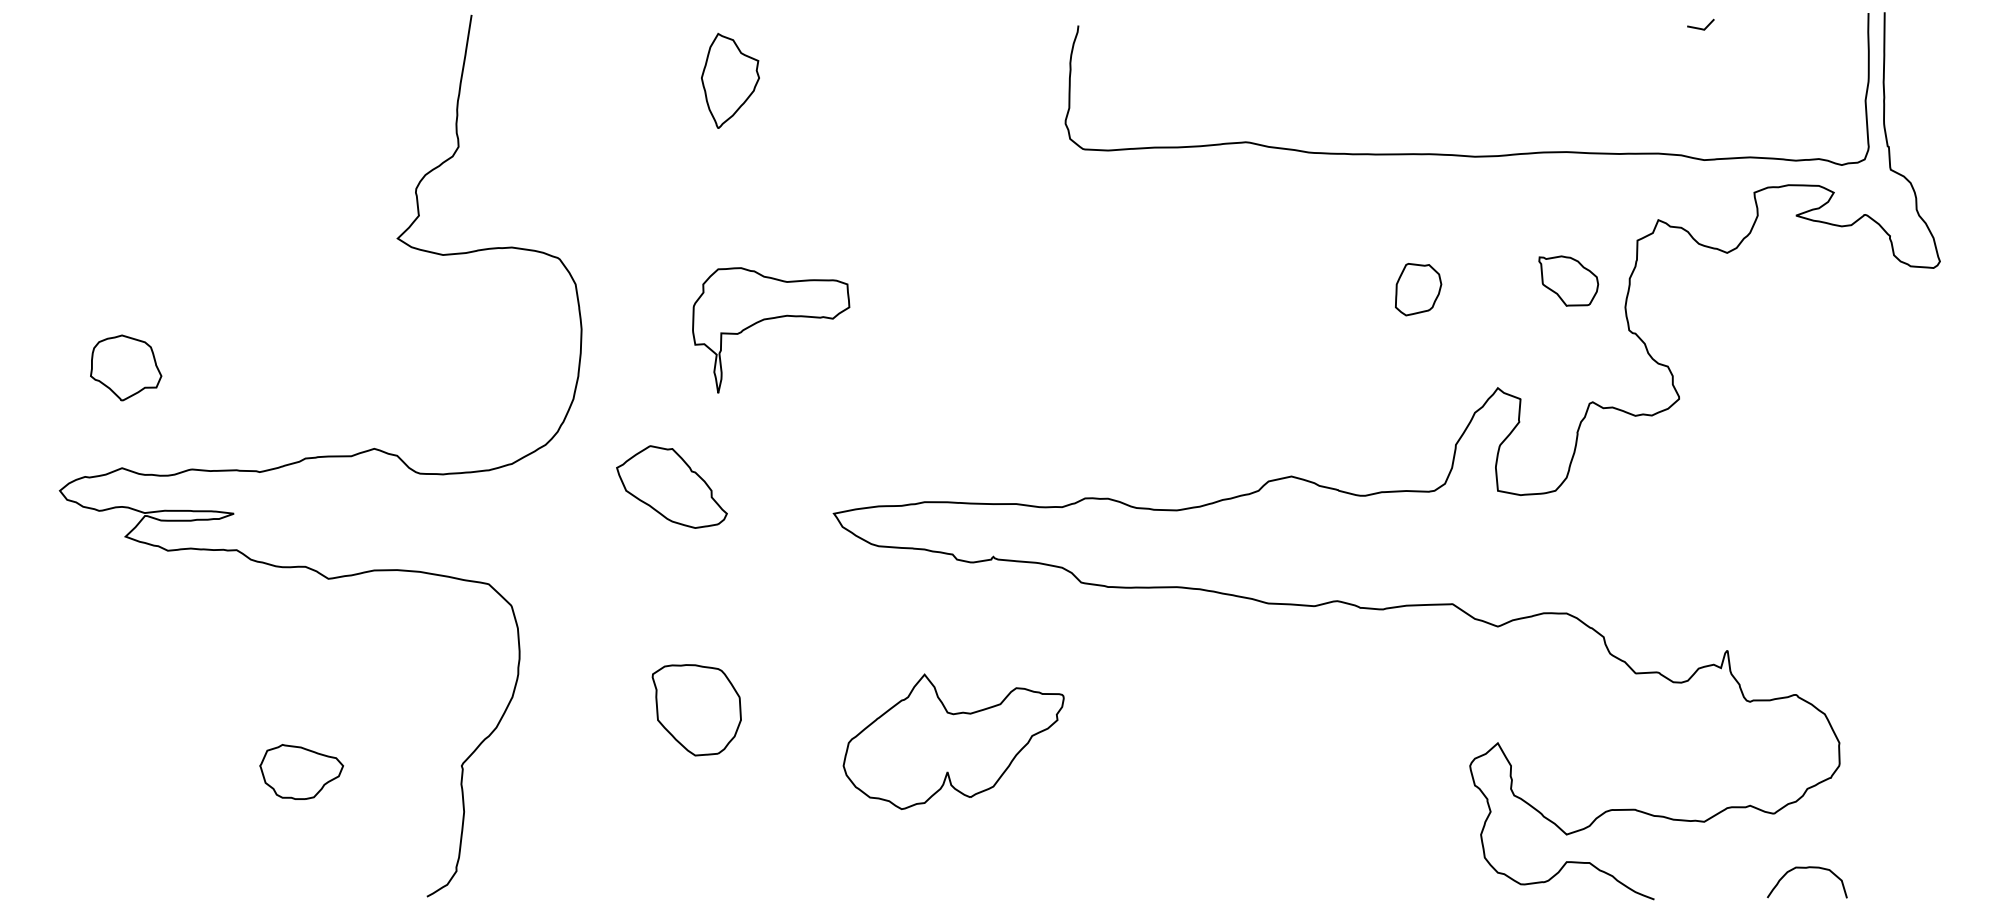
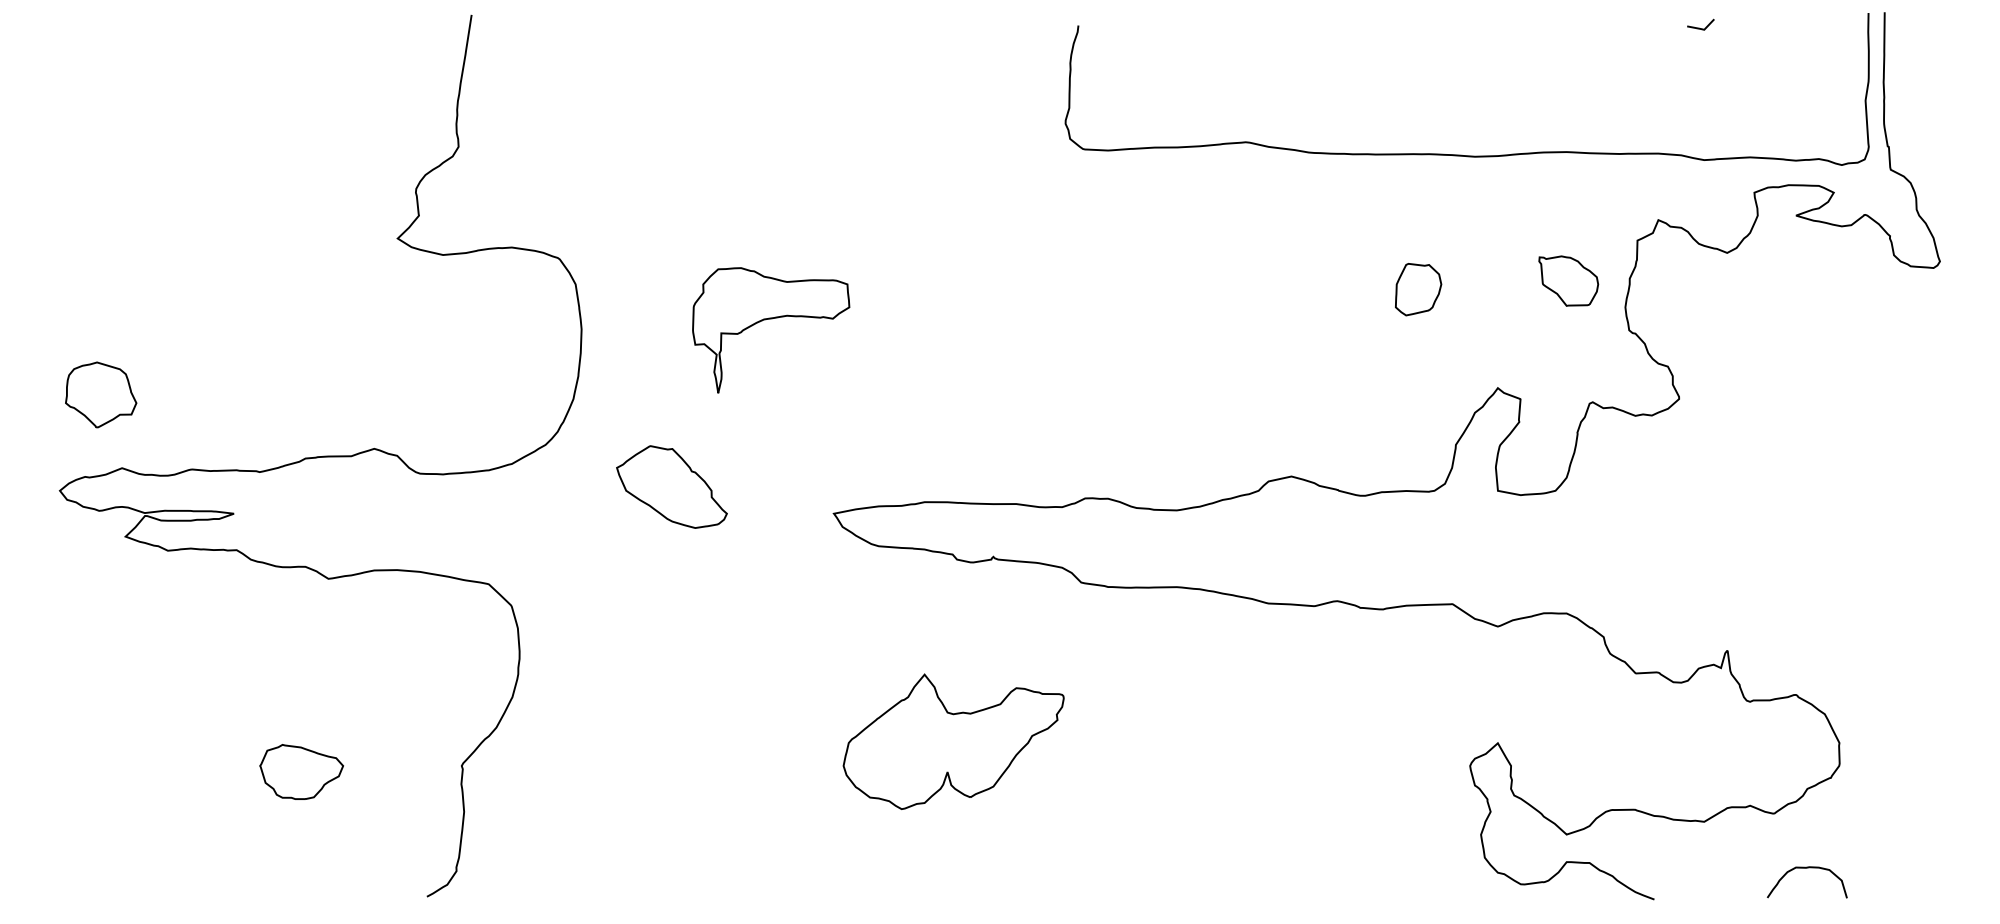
part: present -> none (730, 80)
part position: (126, 367) -> (101, 394) (101, 394)
part: present -> none (696, 710)
